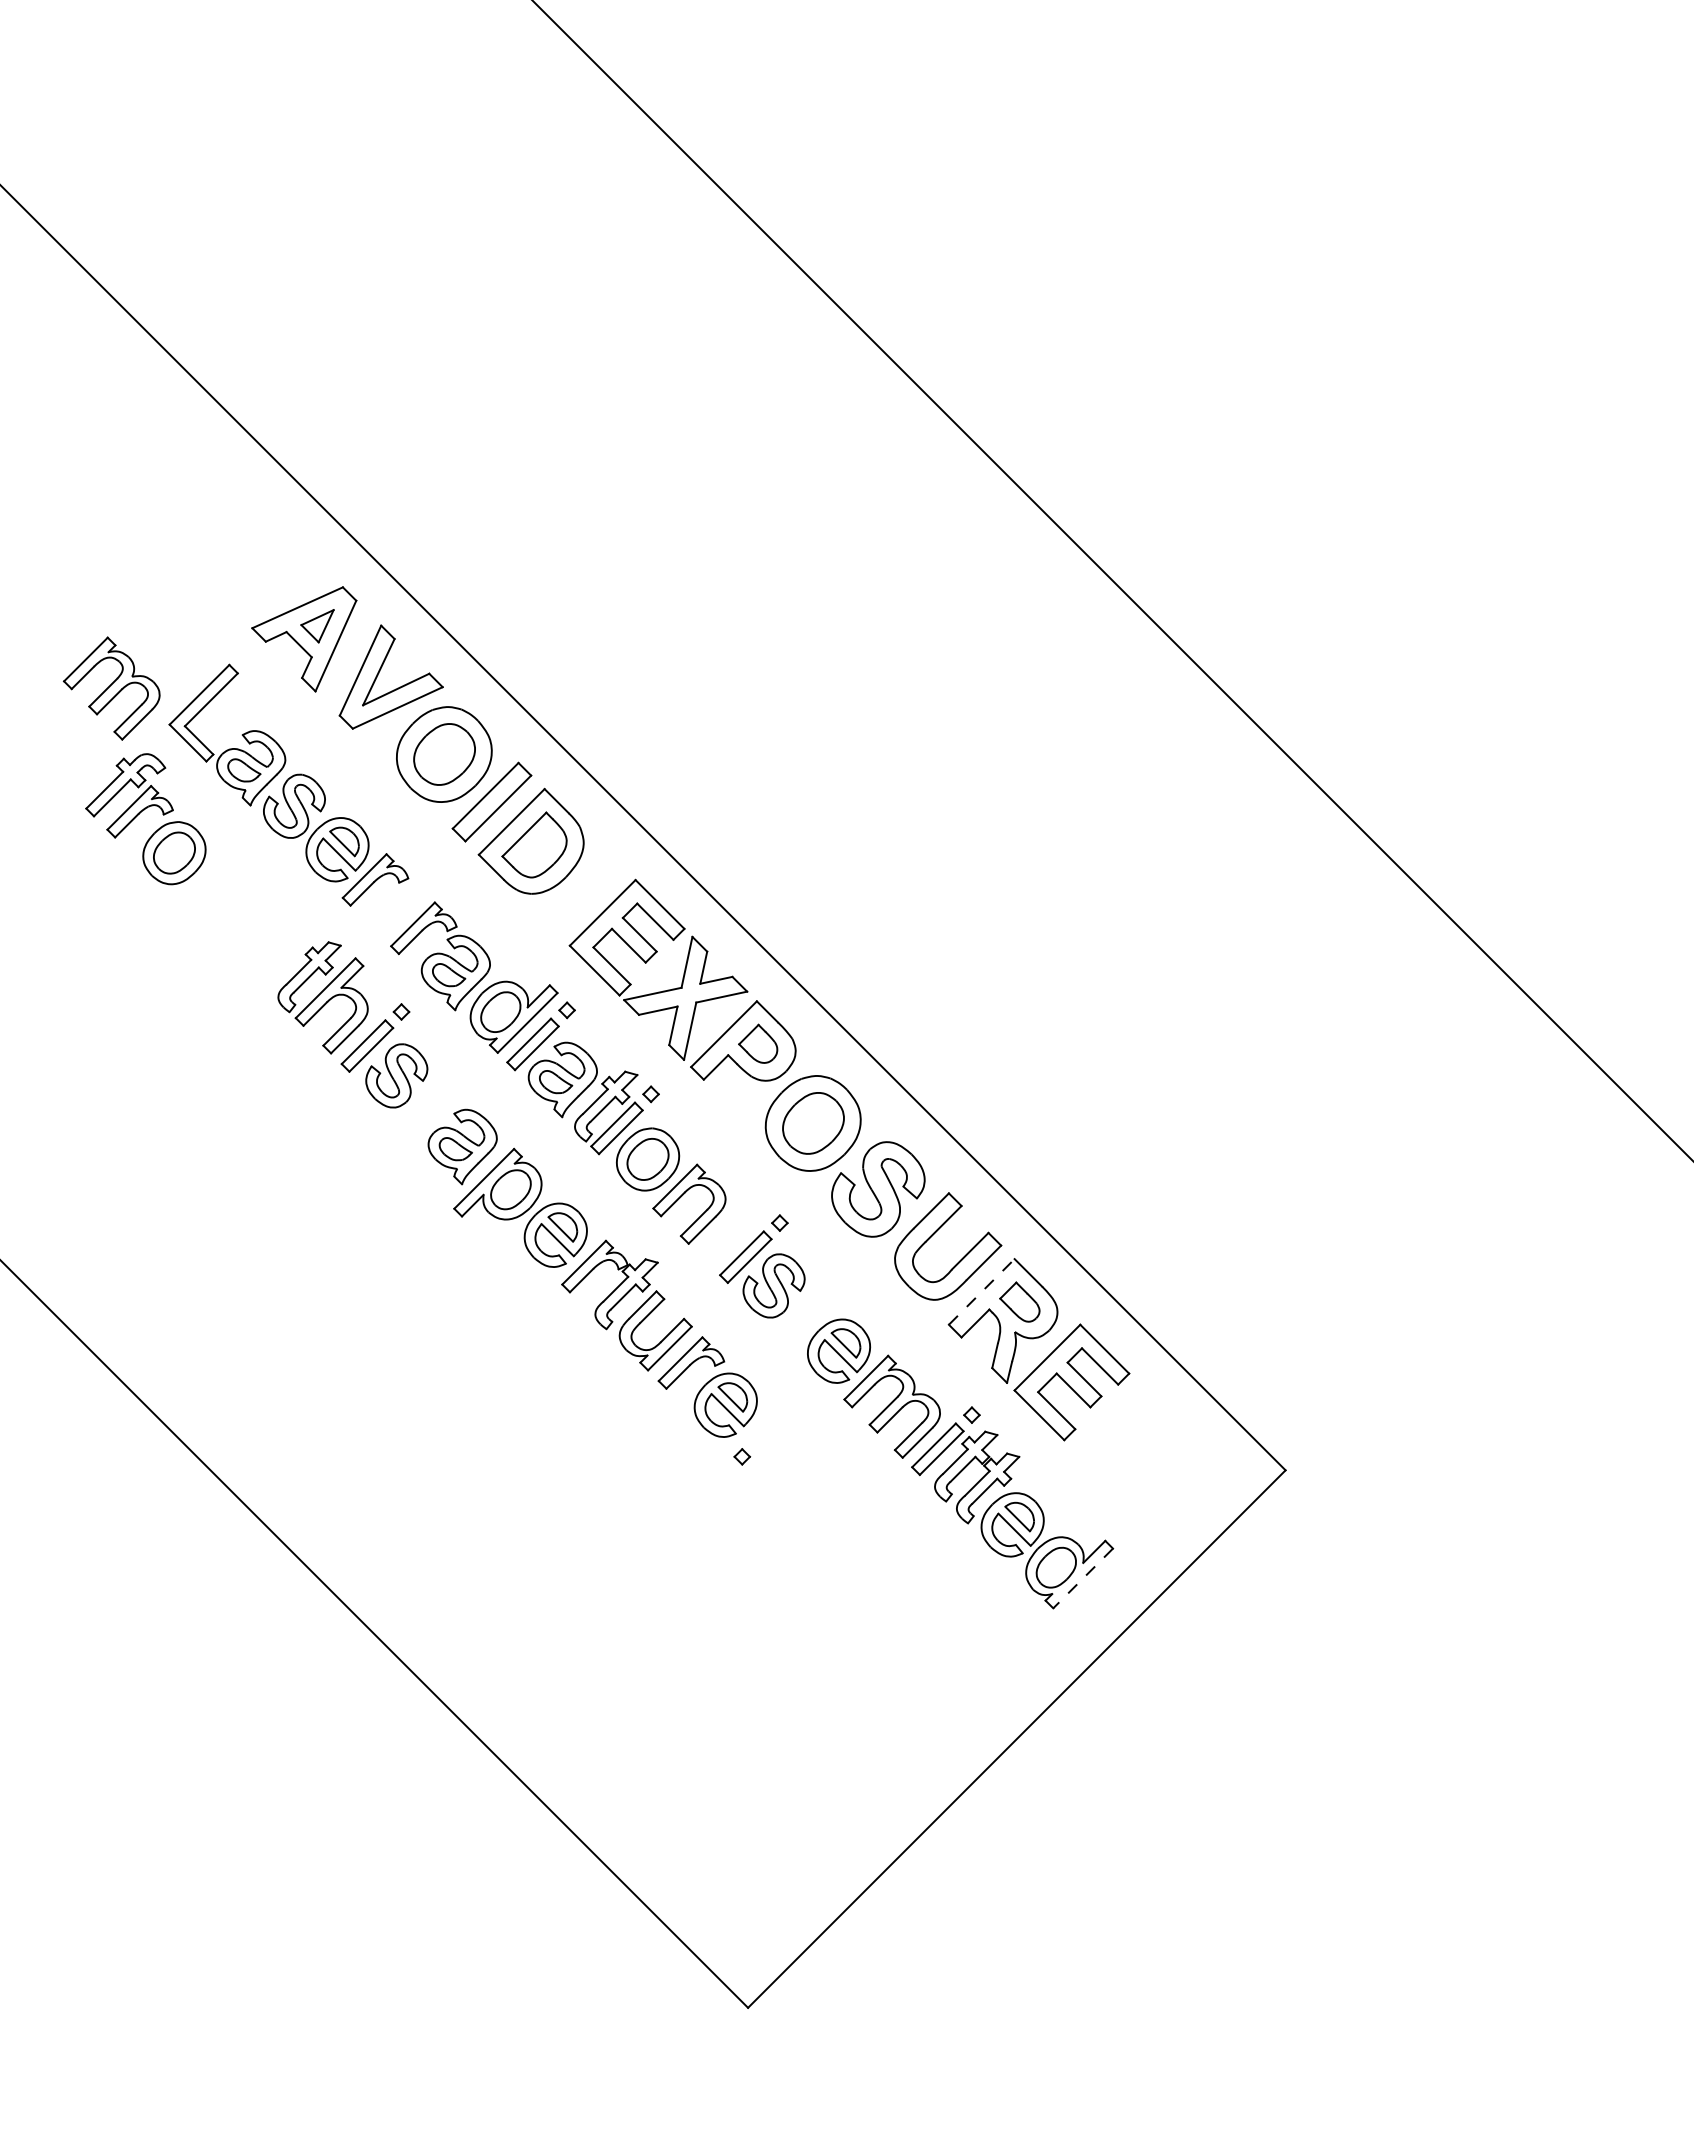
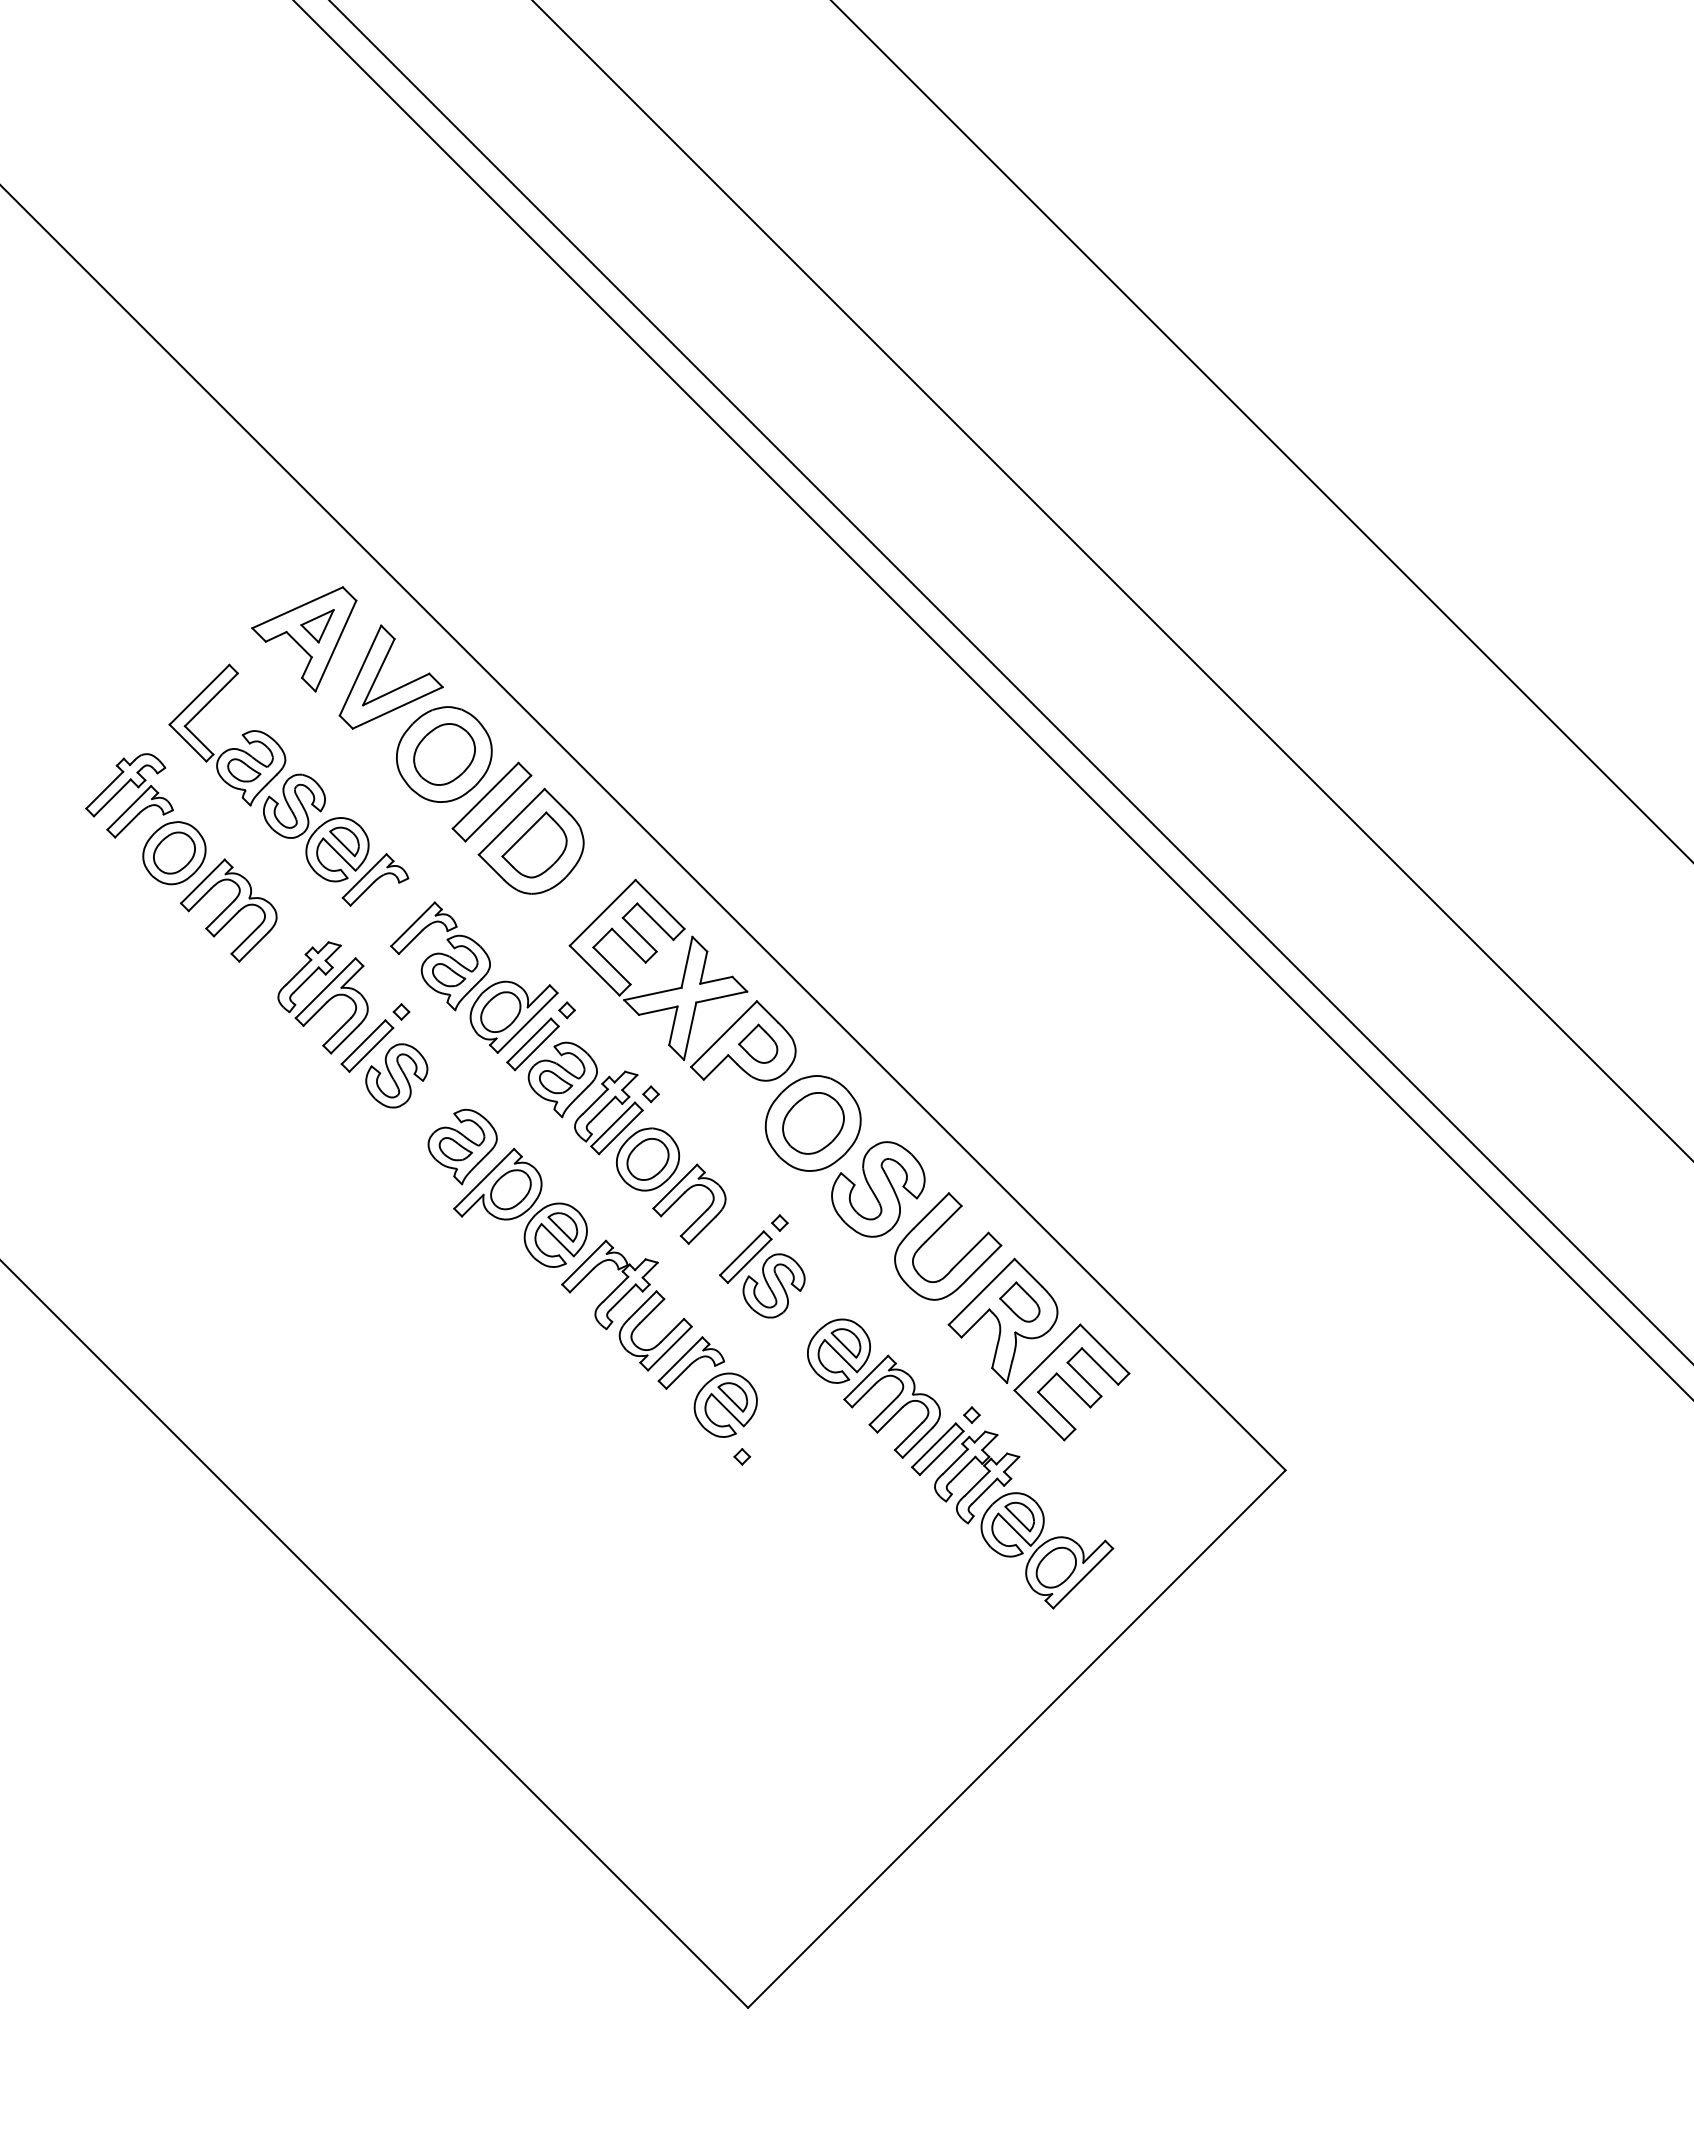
line: none -> present (1261, 430)
line: none -> present (1010, 681)
part position: (111, 688) -> (228, 910) (228, 910)
line: none -> present (992, 699)
line: dashed -> solid (982, 1291)
line: dashed -> solid (1082, 1578)
